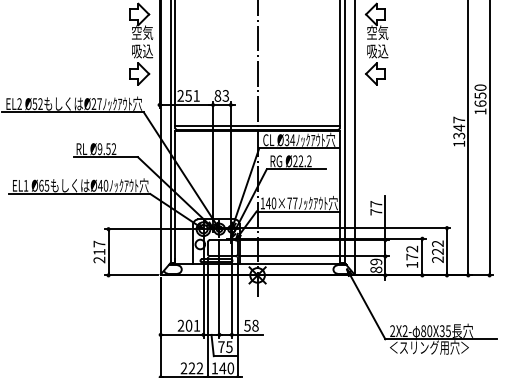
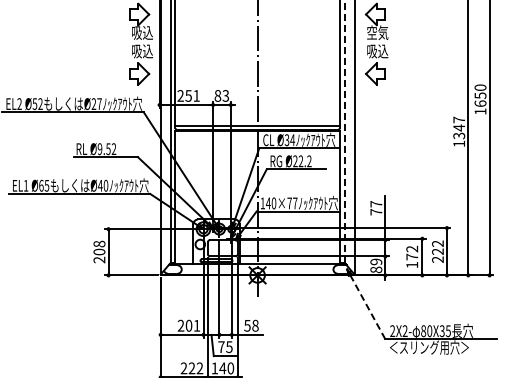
text: 空気 -> 吸込 (142, 32)
line: solid -> dashed (344, 131)
text: 217 -> 208 (99, 247)
line: solid -> dashed (367, 307)
